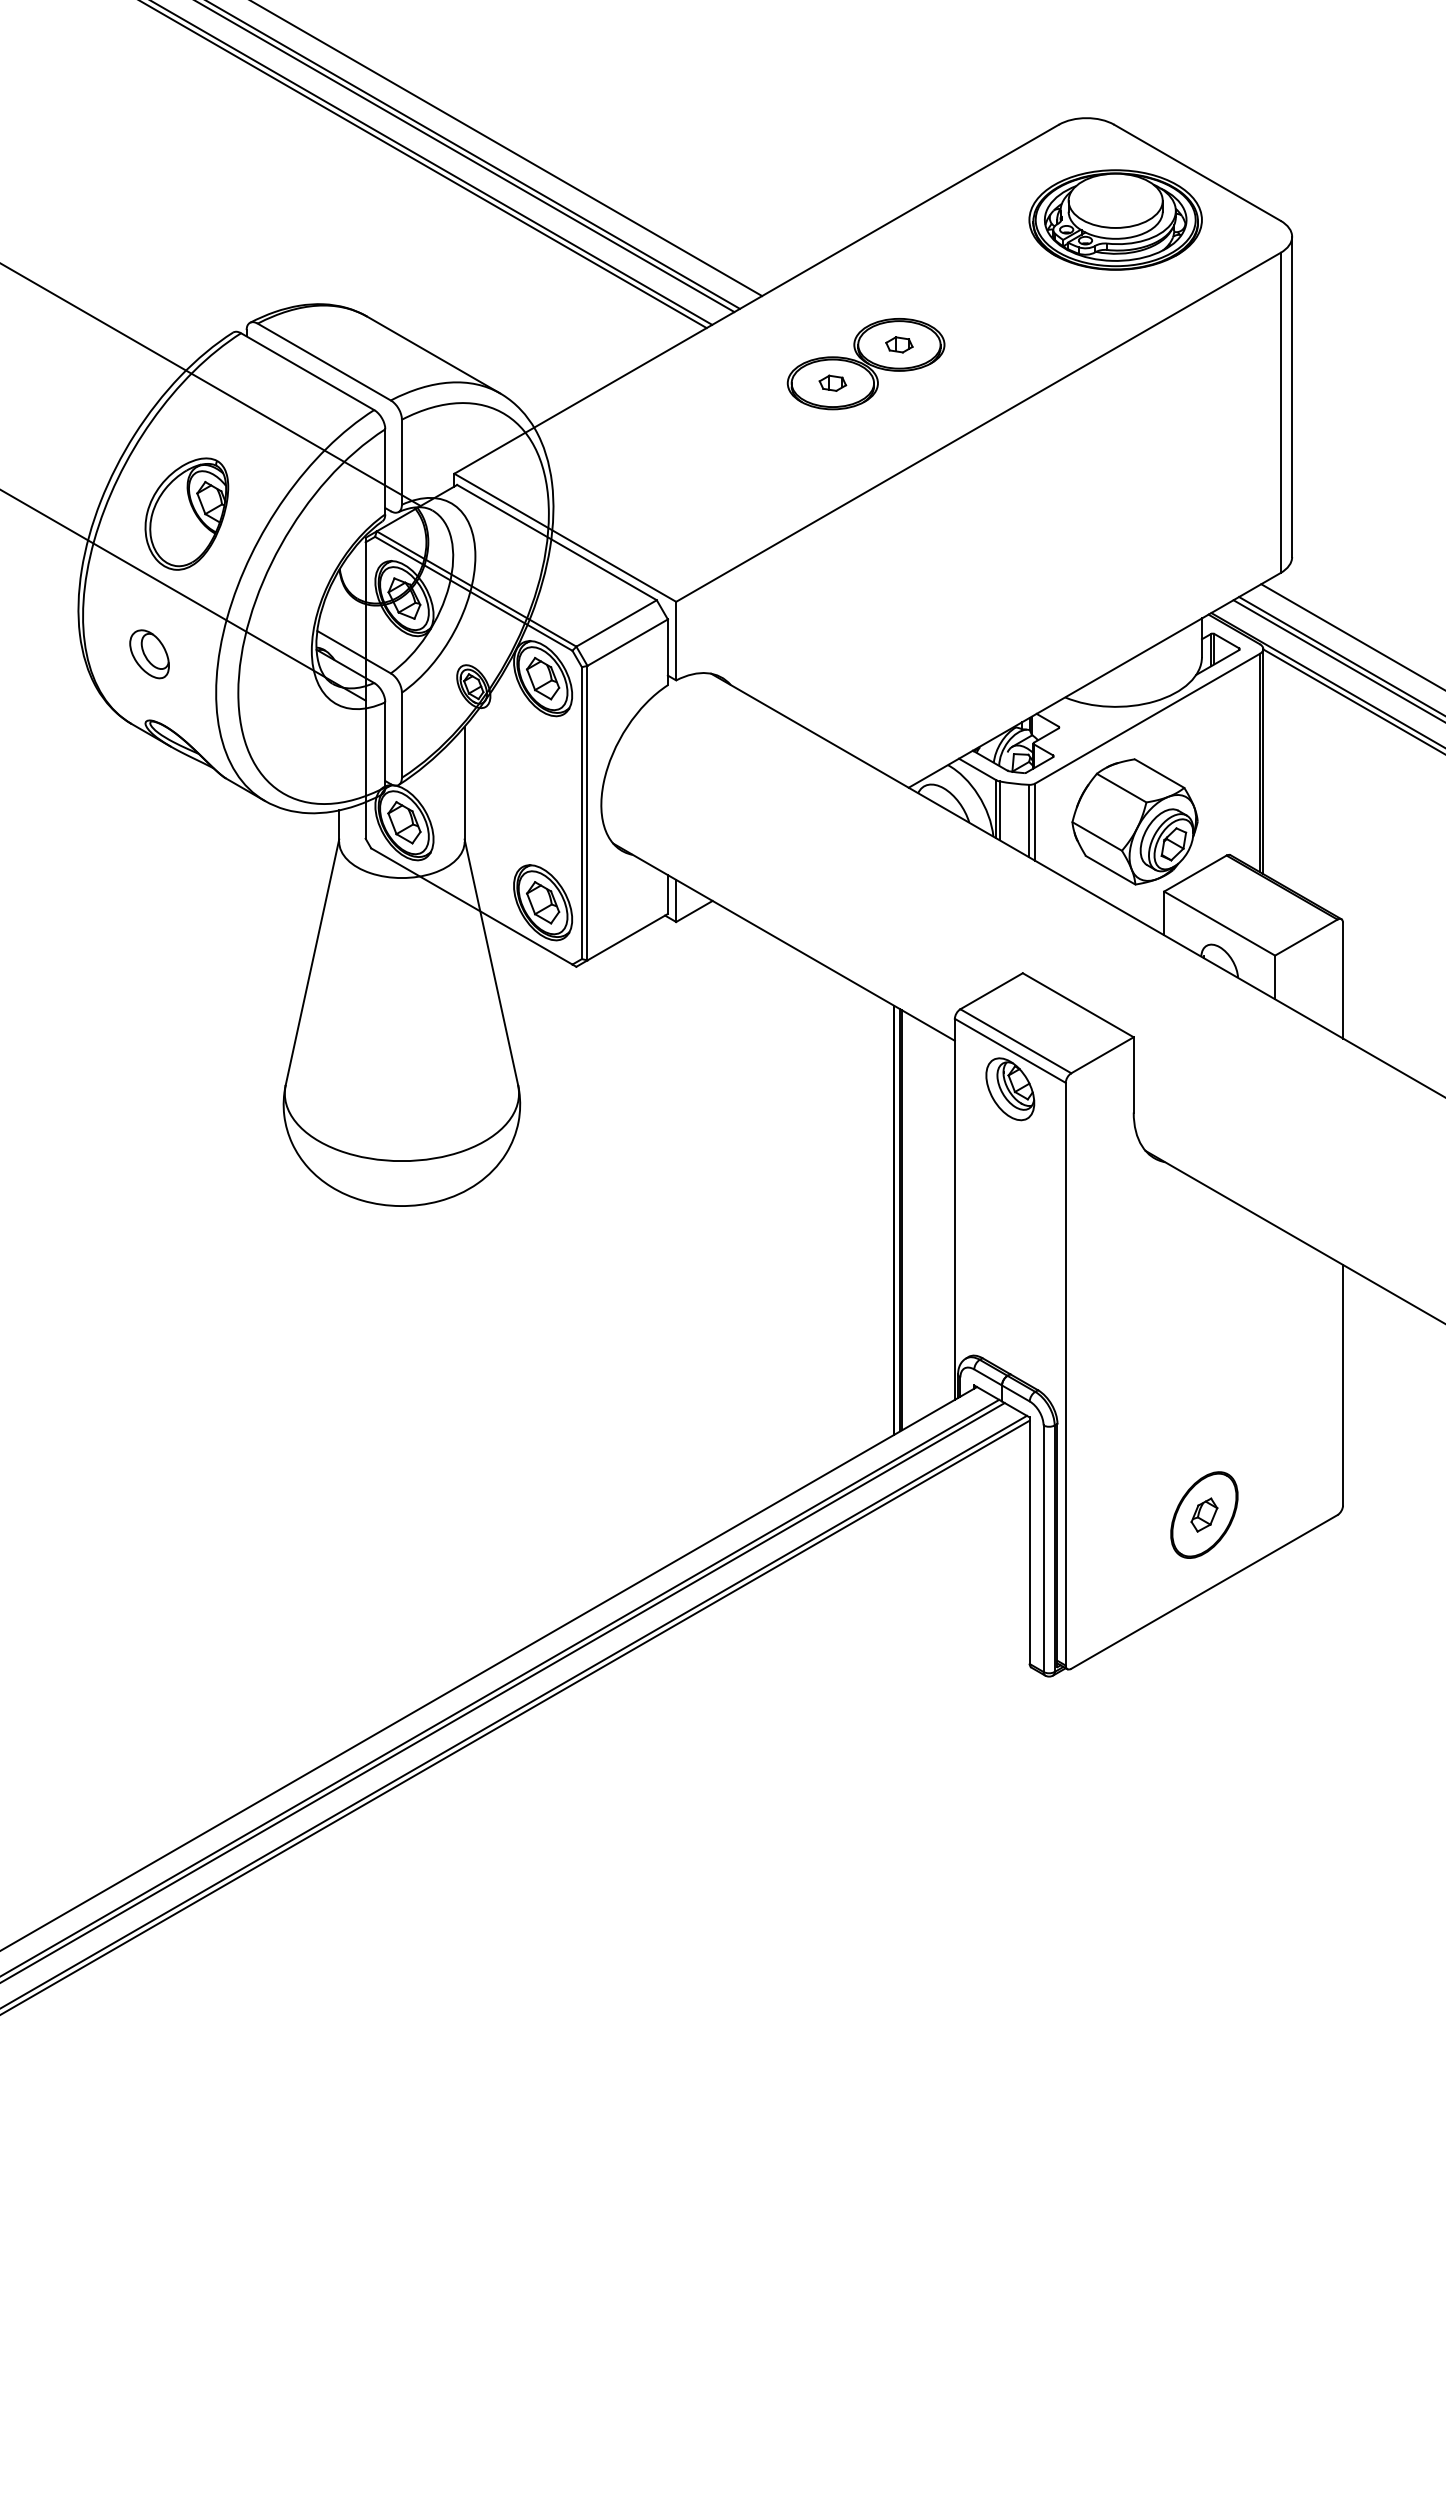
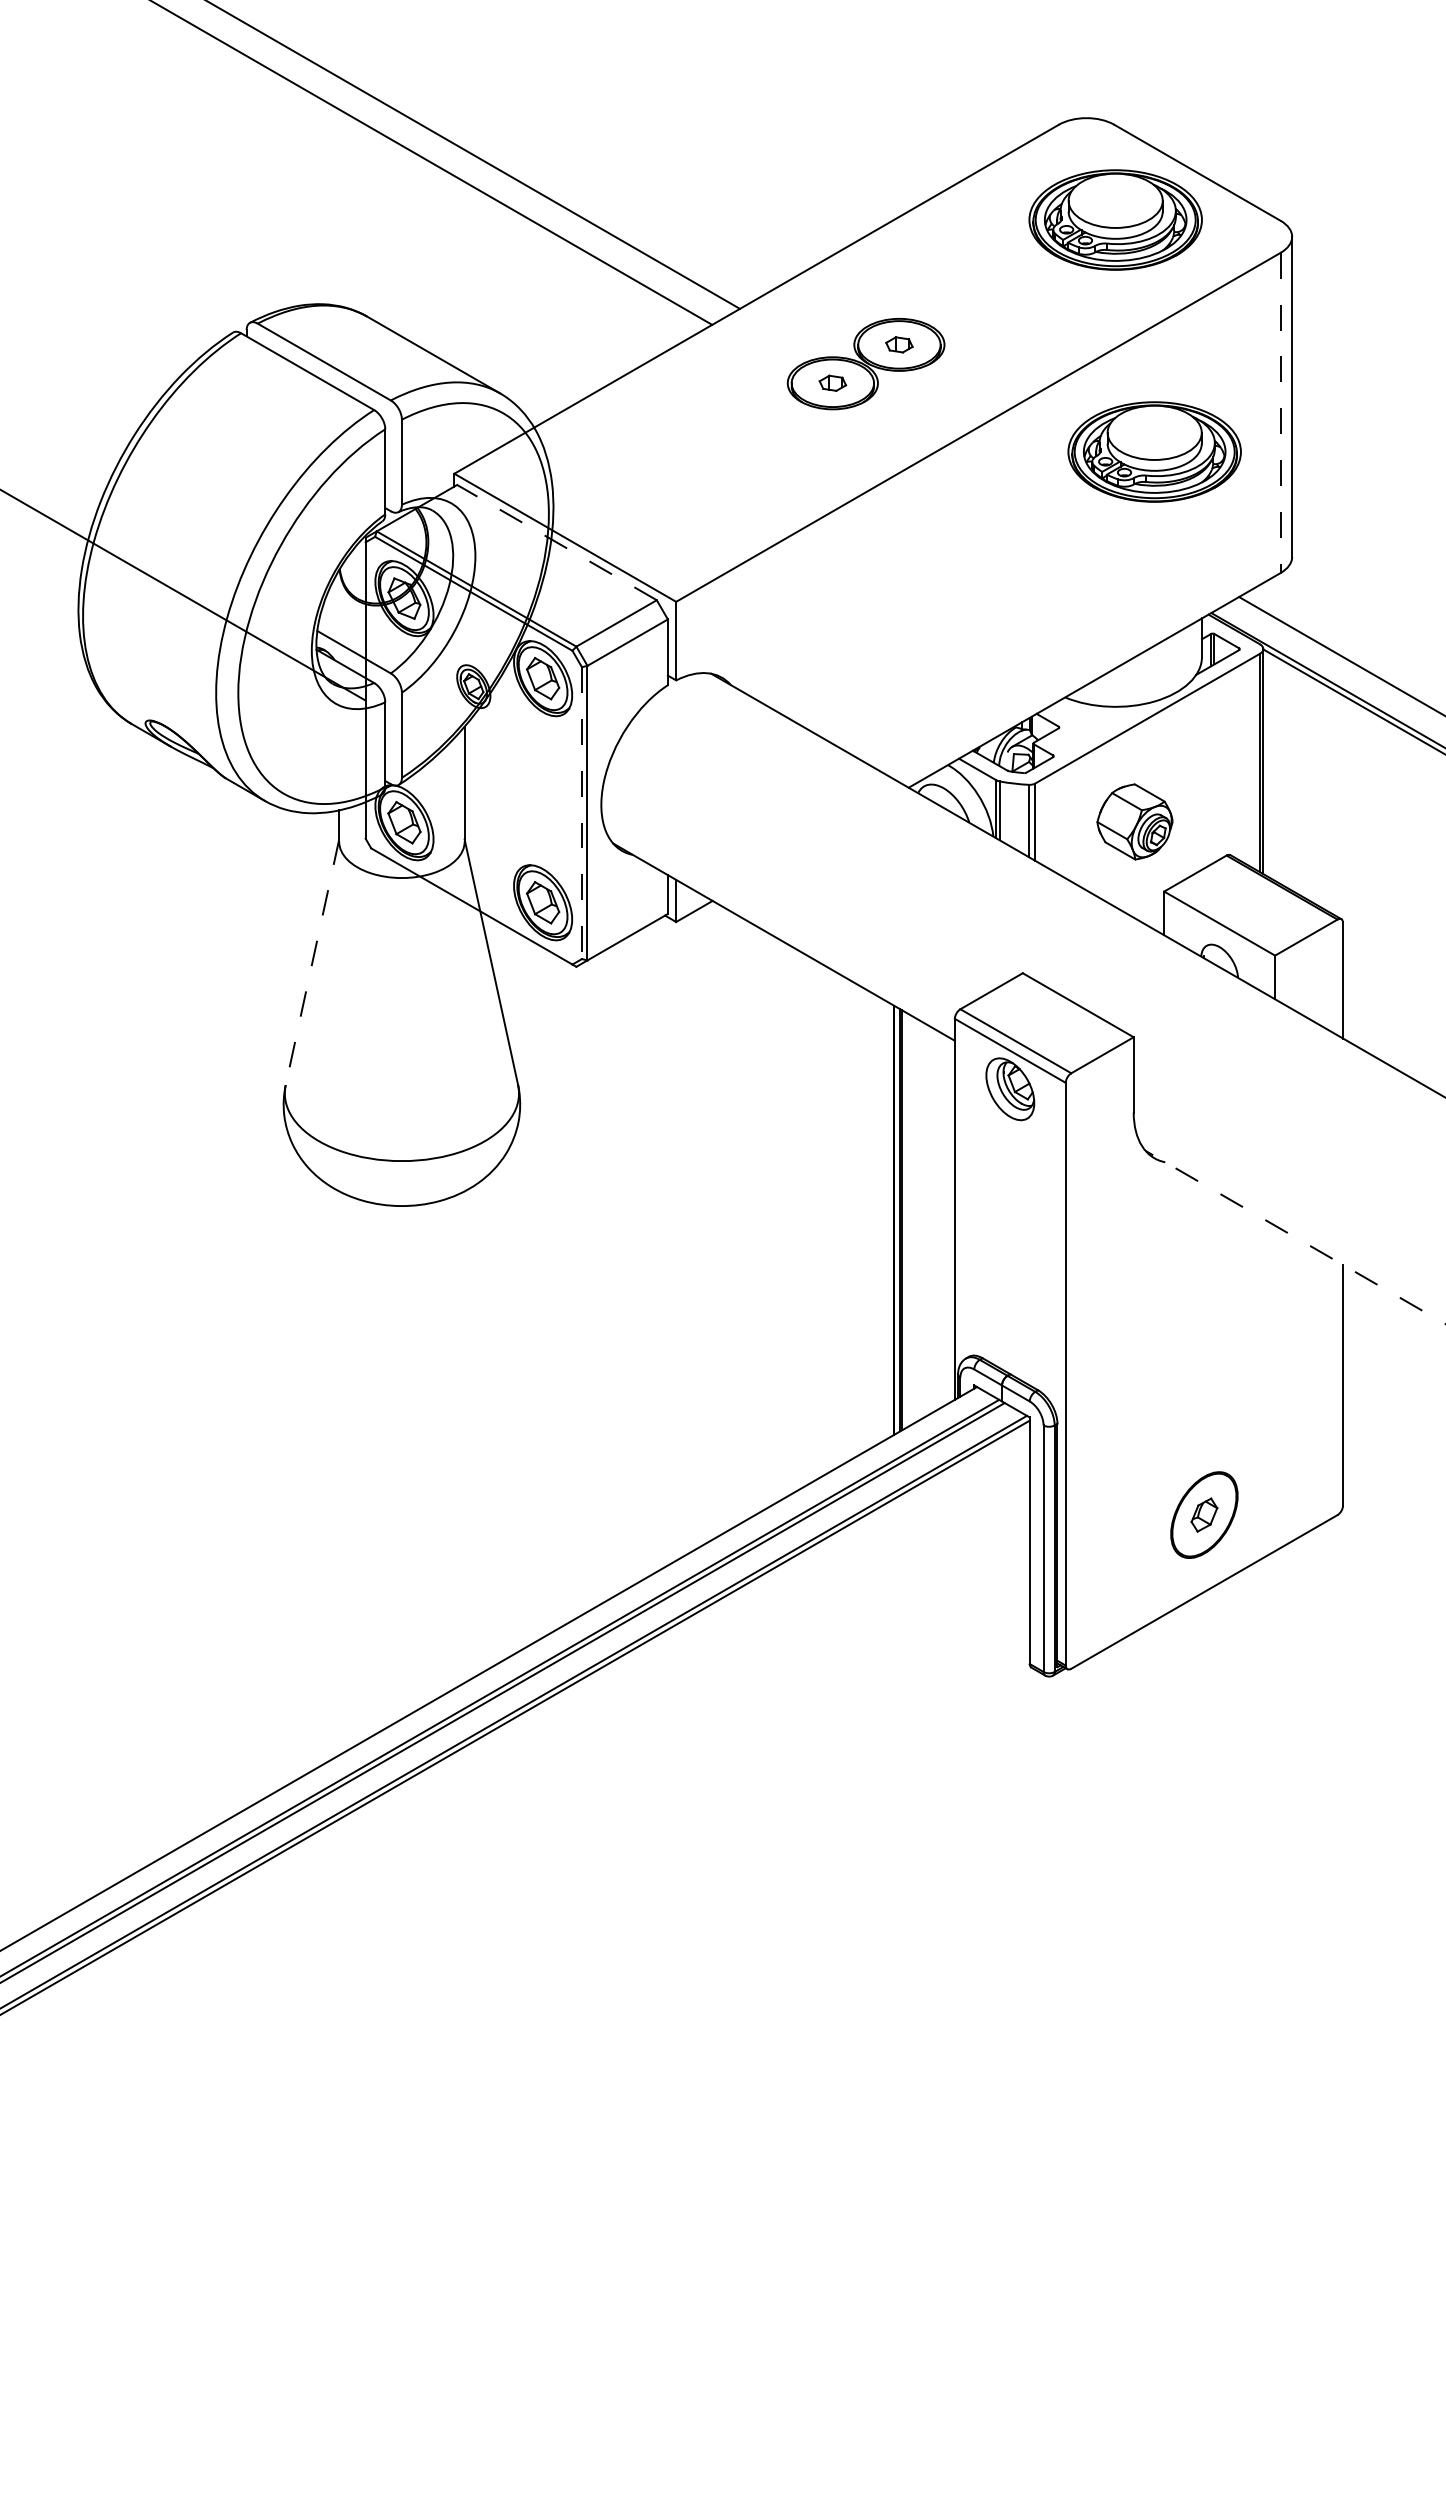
line: present -> none (507, 149)
line: present -> none (465, 157)
line: present -> none (423, 165)
line: present -> none (211, 385)
line: solid -> dashed (1280, 413)
part: none -> present (1154, 451)
part: present -> none (186, 513)
line: solid -> dashed (556, 542)
line: present -> none (1351, 636)
part: present -> none (149, 654)
line: present -> none (1337, 660)
line: solid -> dashed (581, 813)
part size: 128x128 px -> 78x78 px (1134, 821)
line: solid -> dashed (312, 962)
line: solid -> dashed (1295, 1237)
